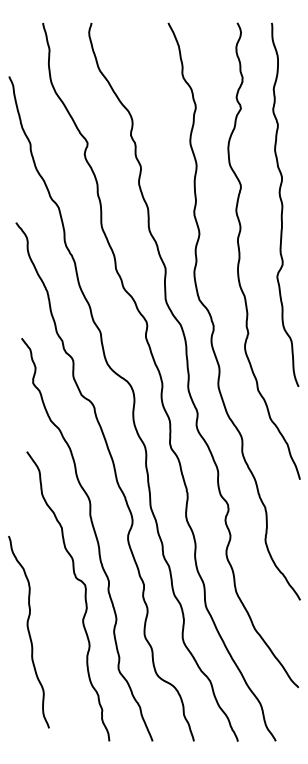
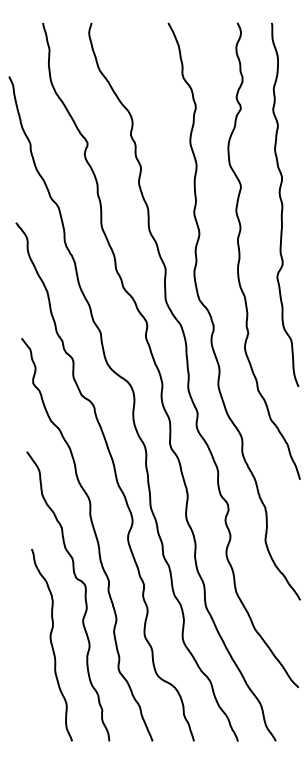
curve position: (28, 631) -> (51, 644) (51, 644)
